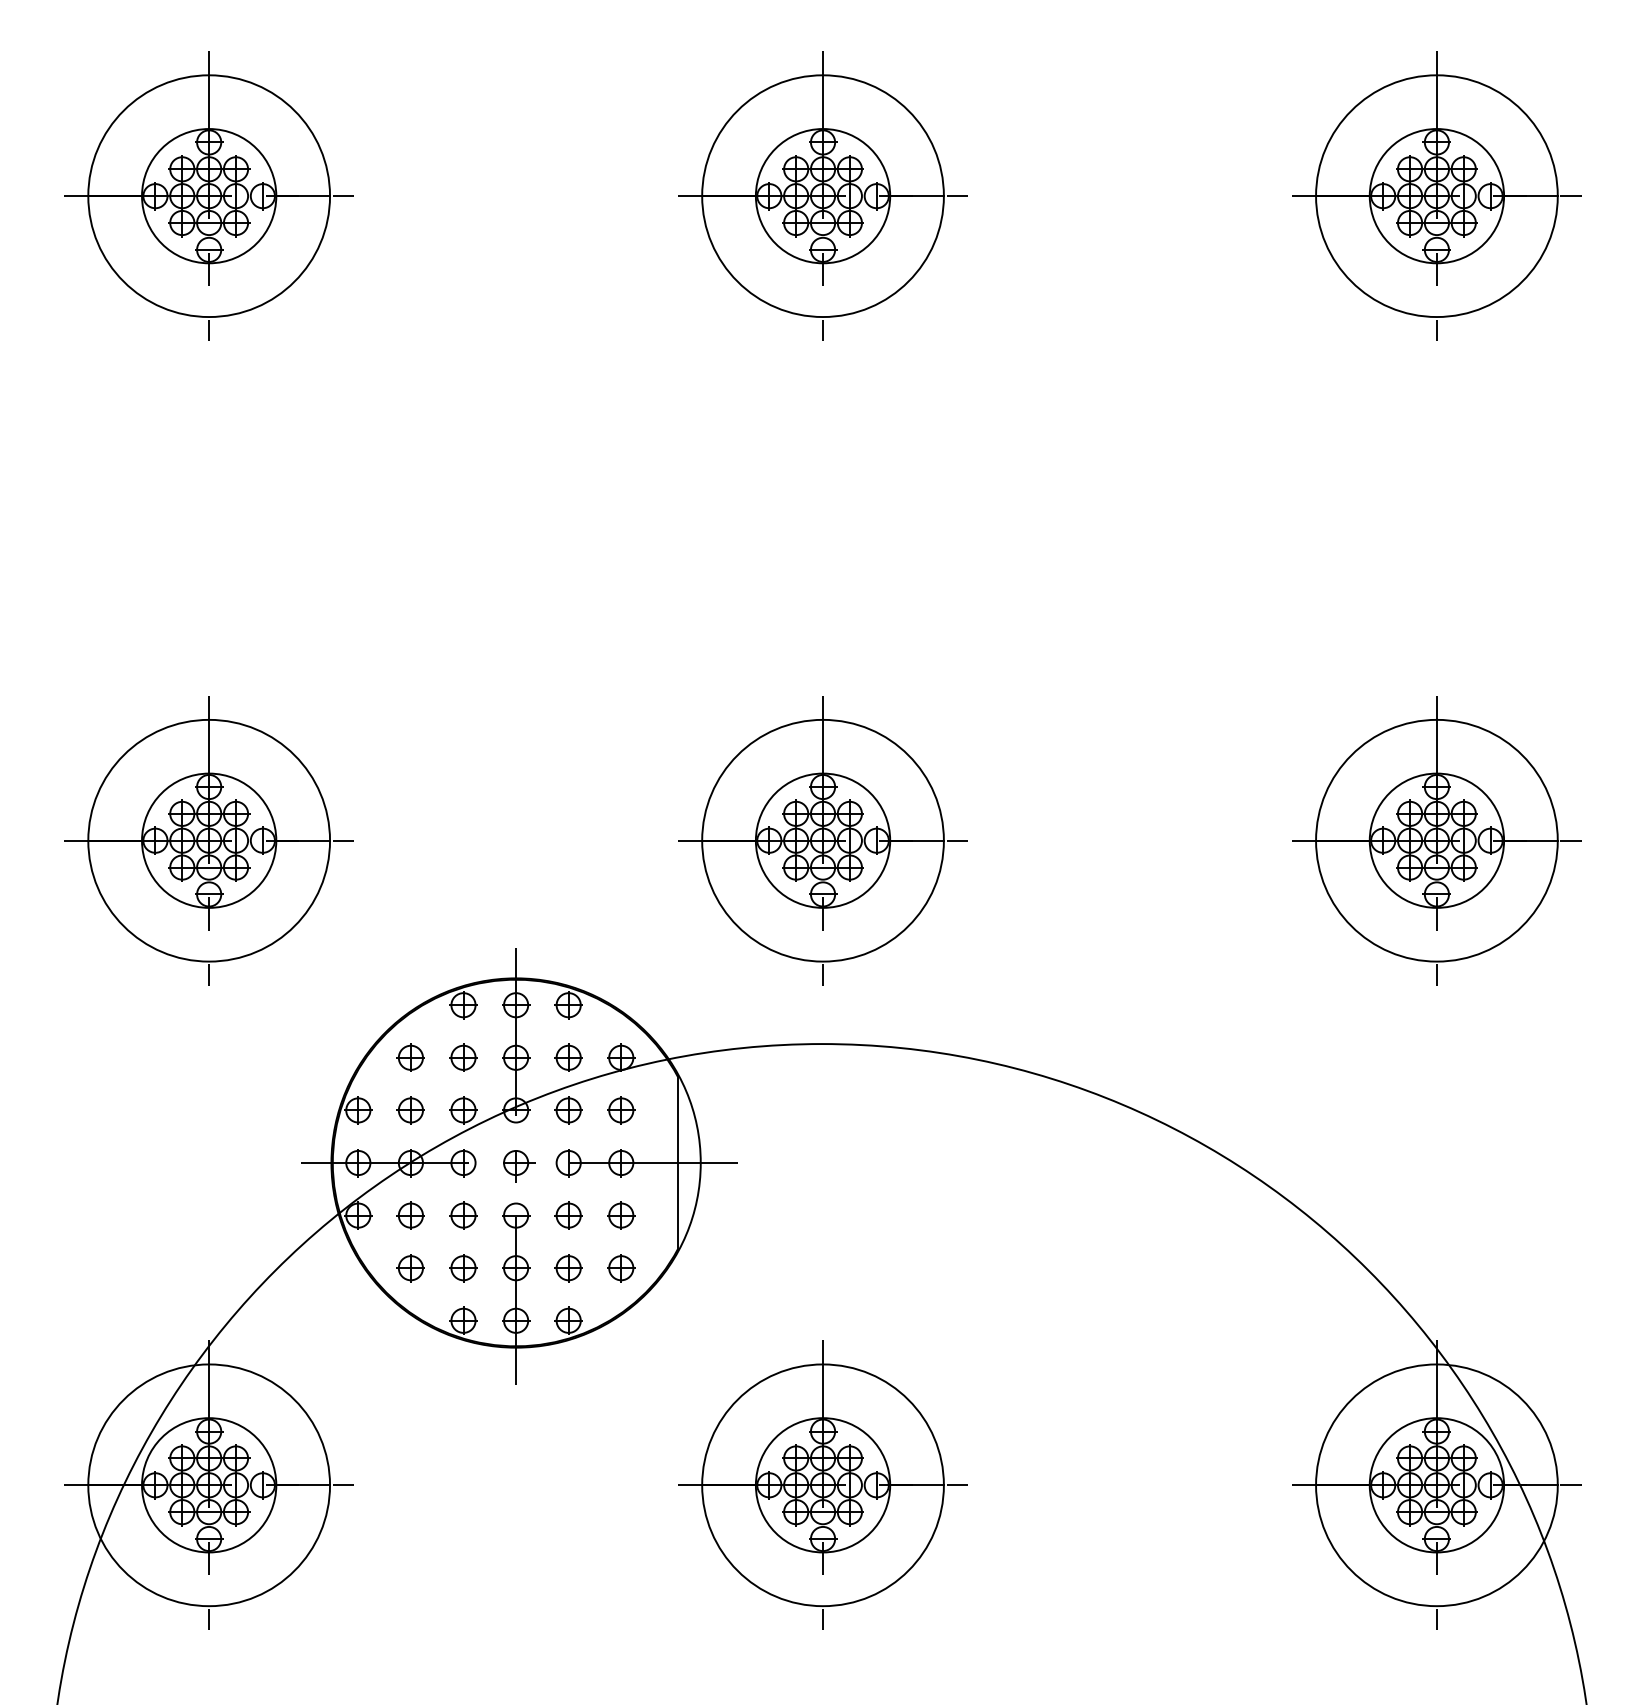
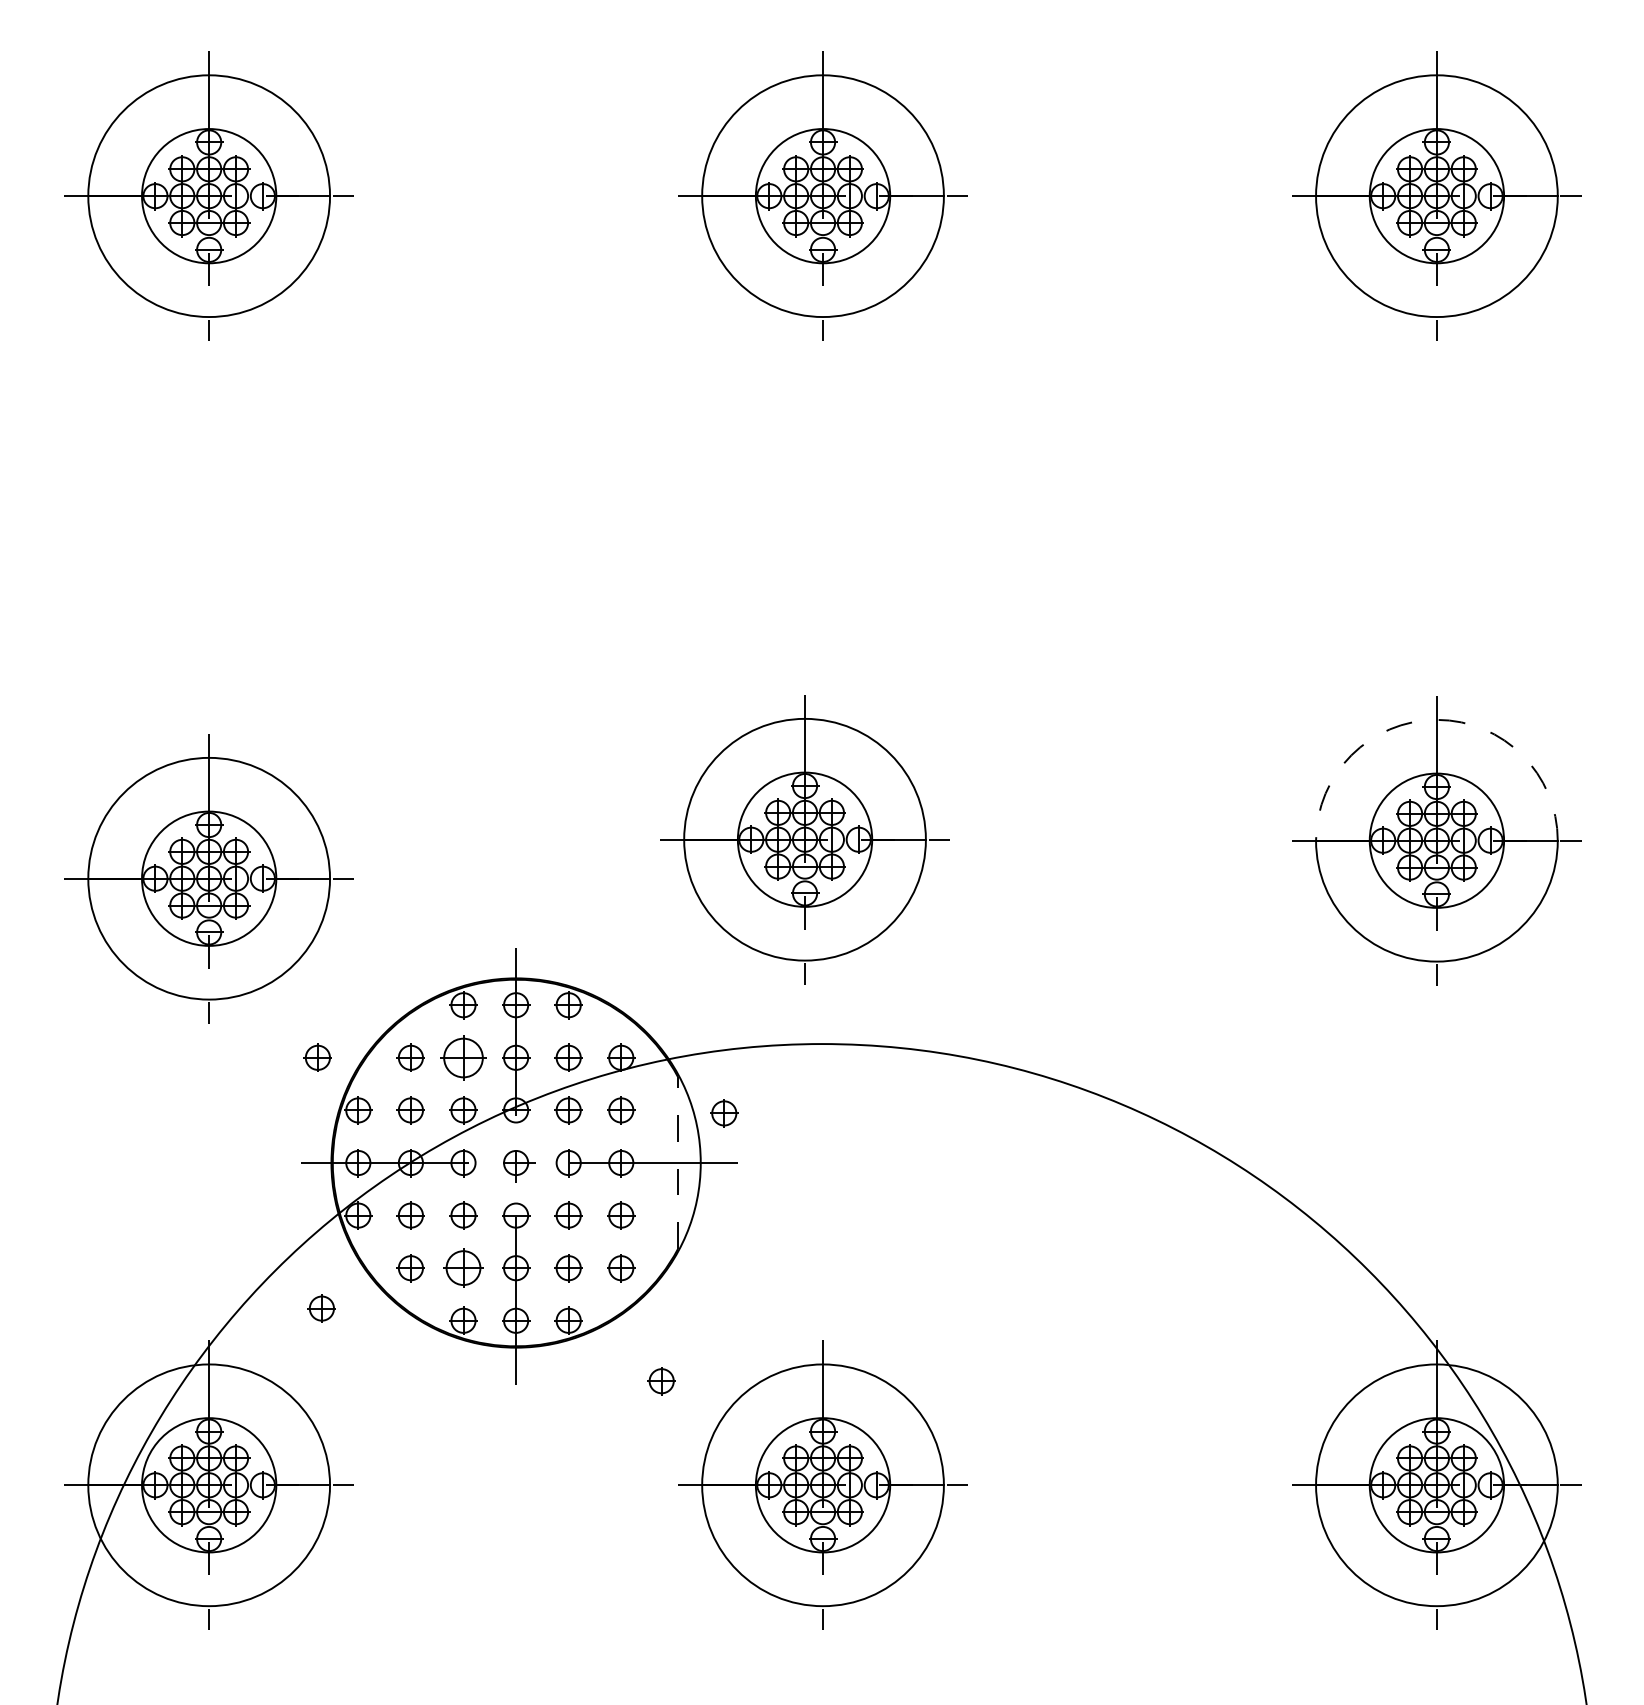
arc: solid -> dashed (1436, 719)
part position: (208, 840) -> (208, 878) (208, 878)
part position: (822, 840) -> (804, 839) (804, 839)
part: none -> present (317, 1057)
part size: 29x29 px -> 47x46 px (463, 1057)
part: none -> present (724, 1113)
line: solid -> dashed (677, 1162)
part size: 29x29 px -> 41x40 px (463, 1267)
part: none -> present (321, 1308)
part: none -> present (661, 1381)
